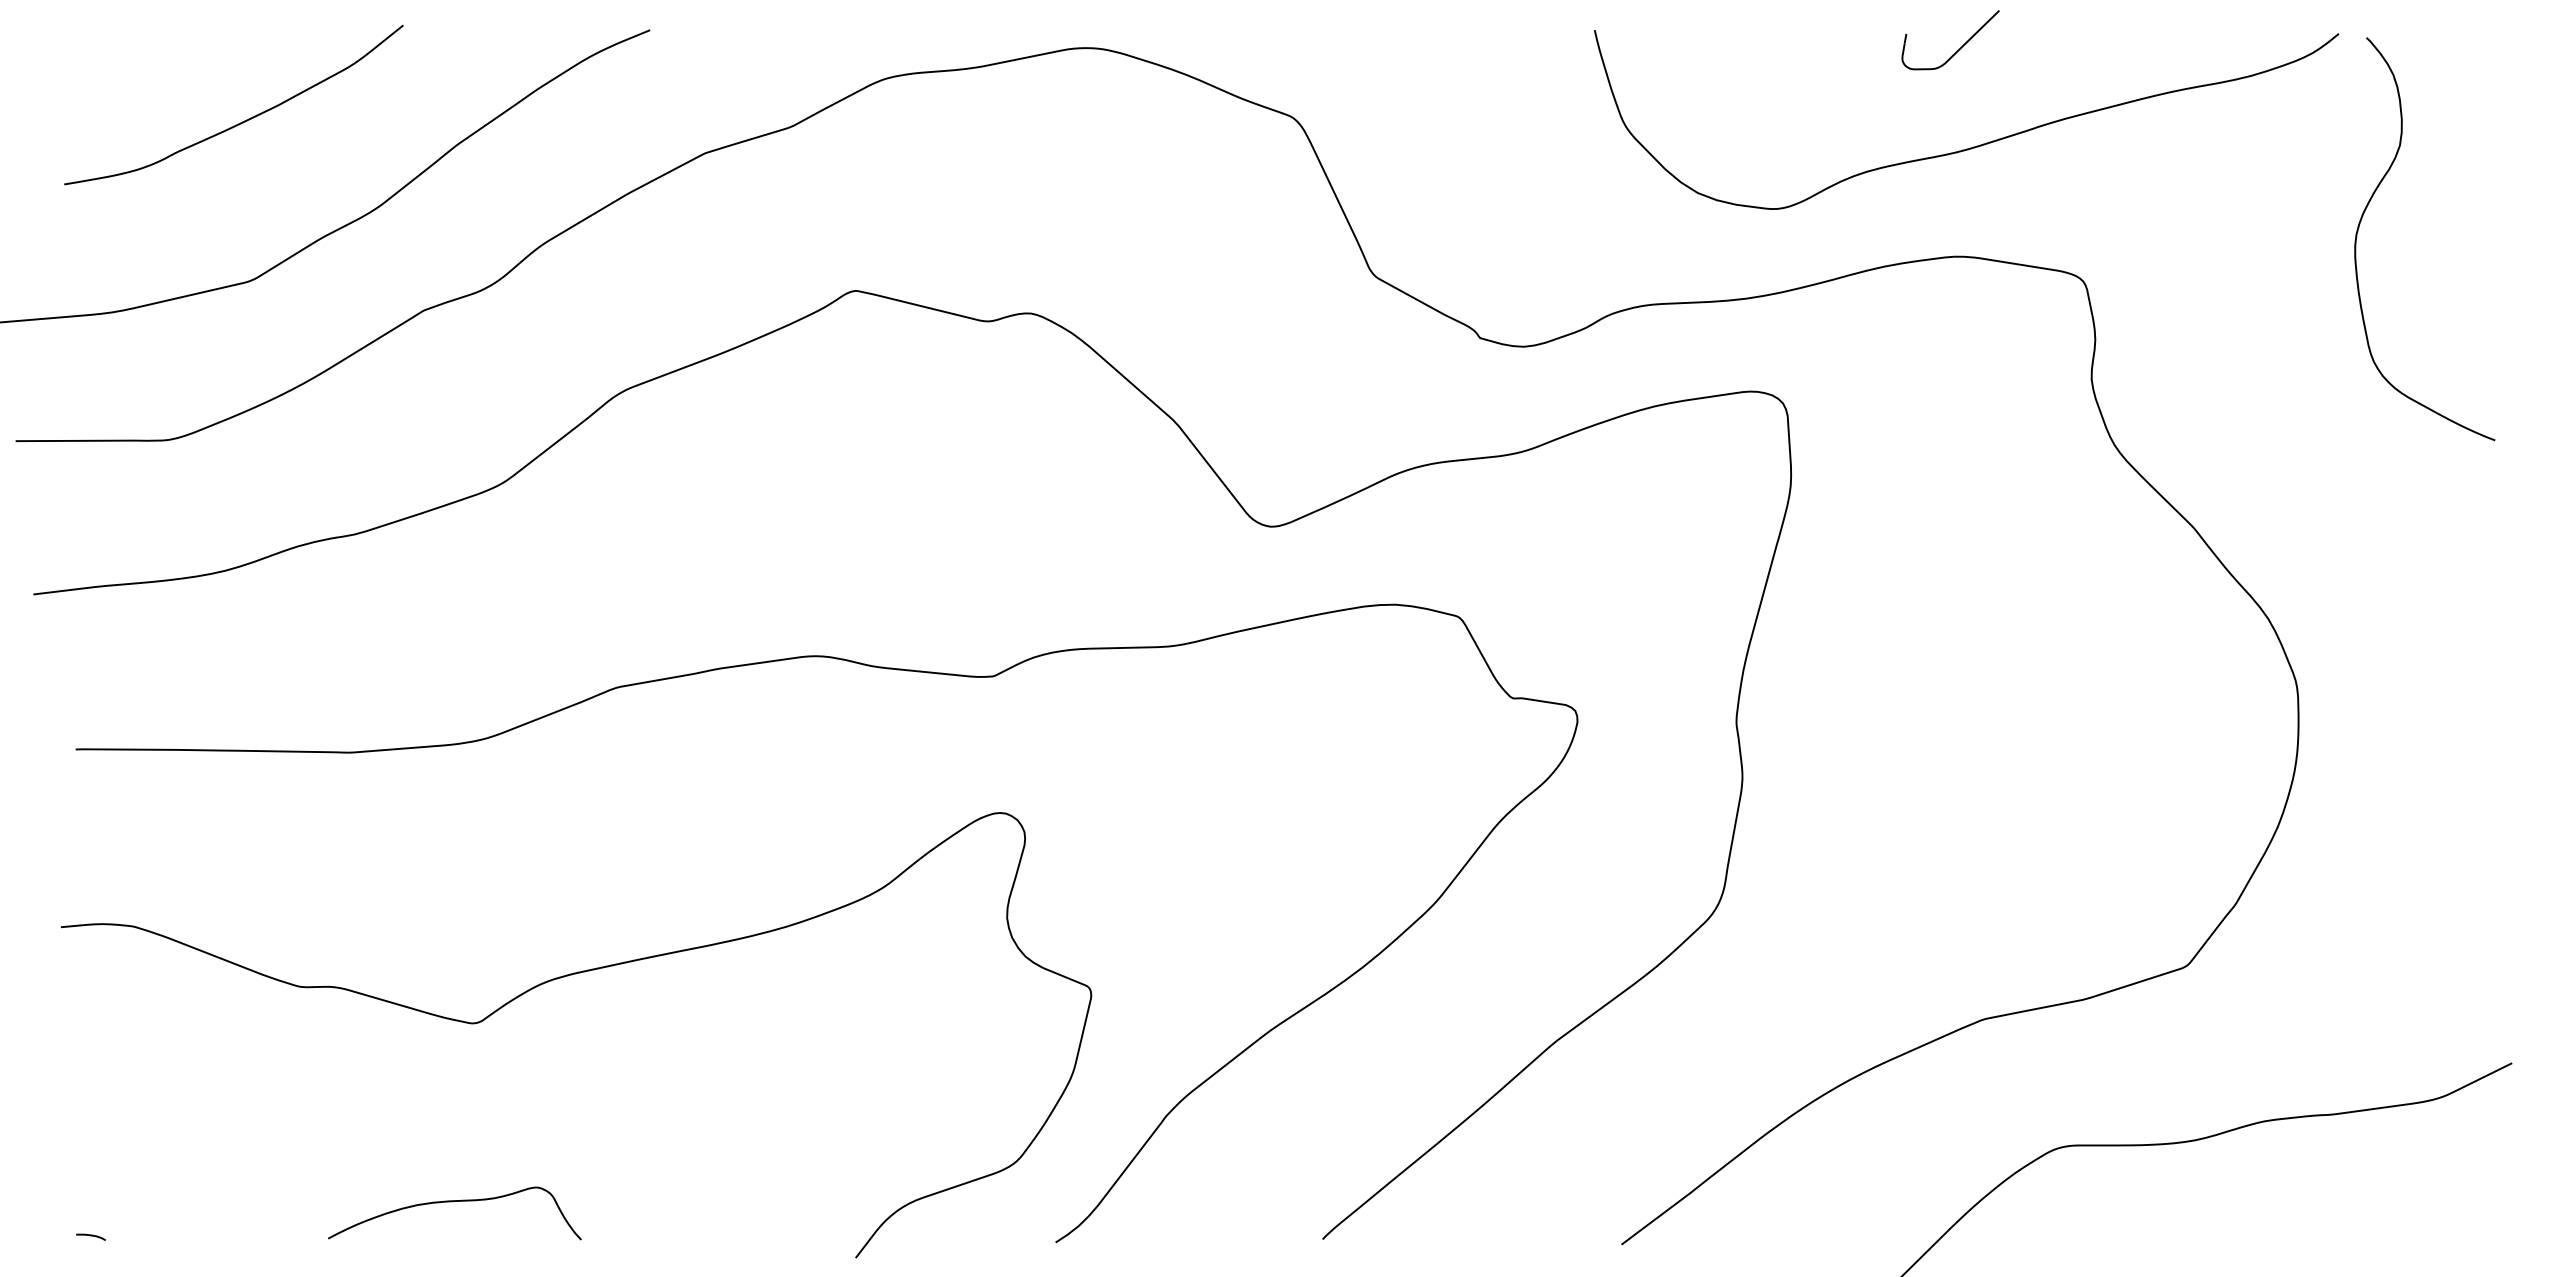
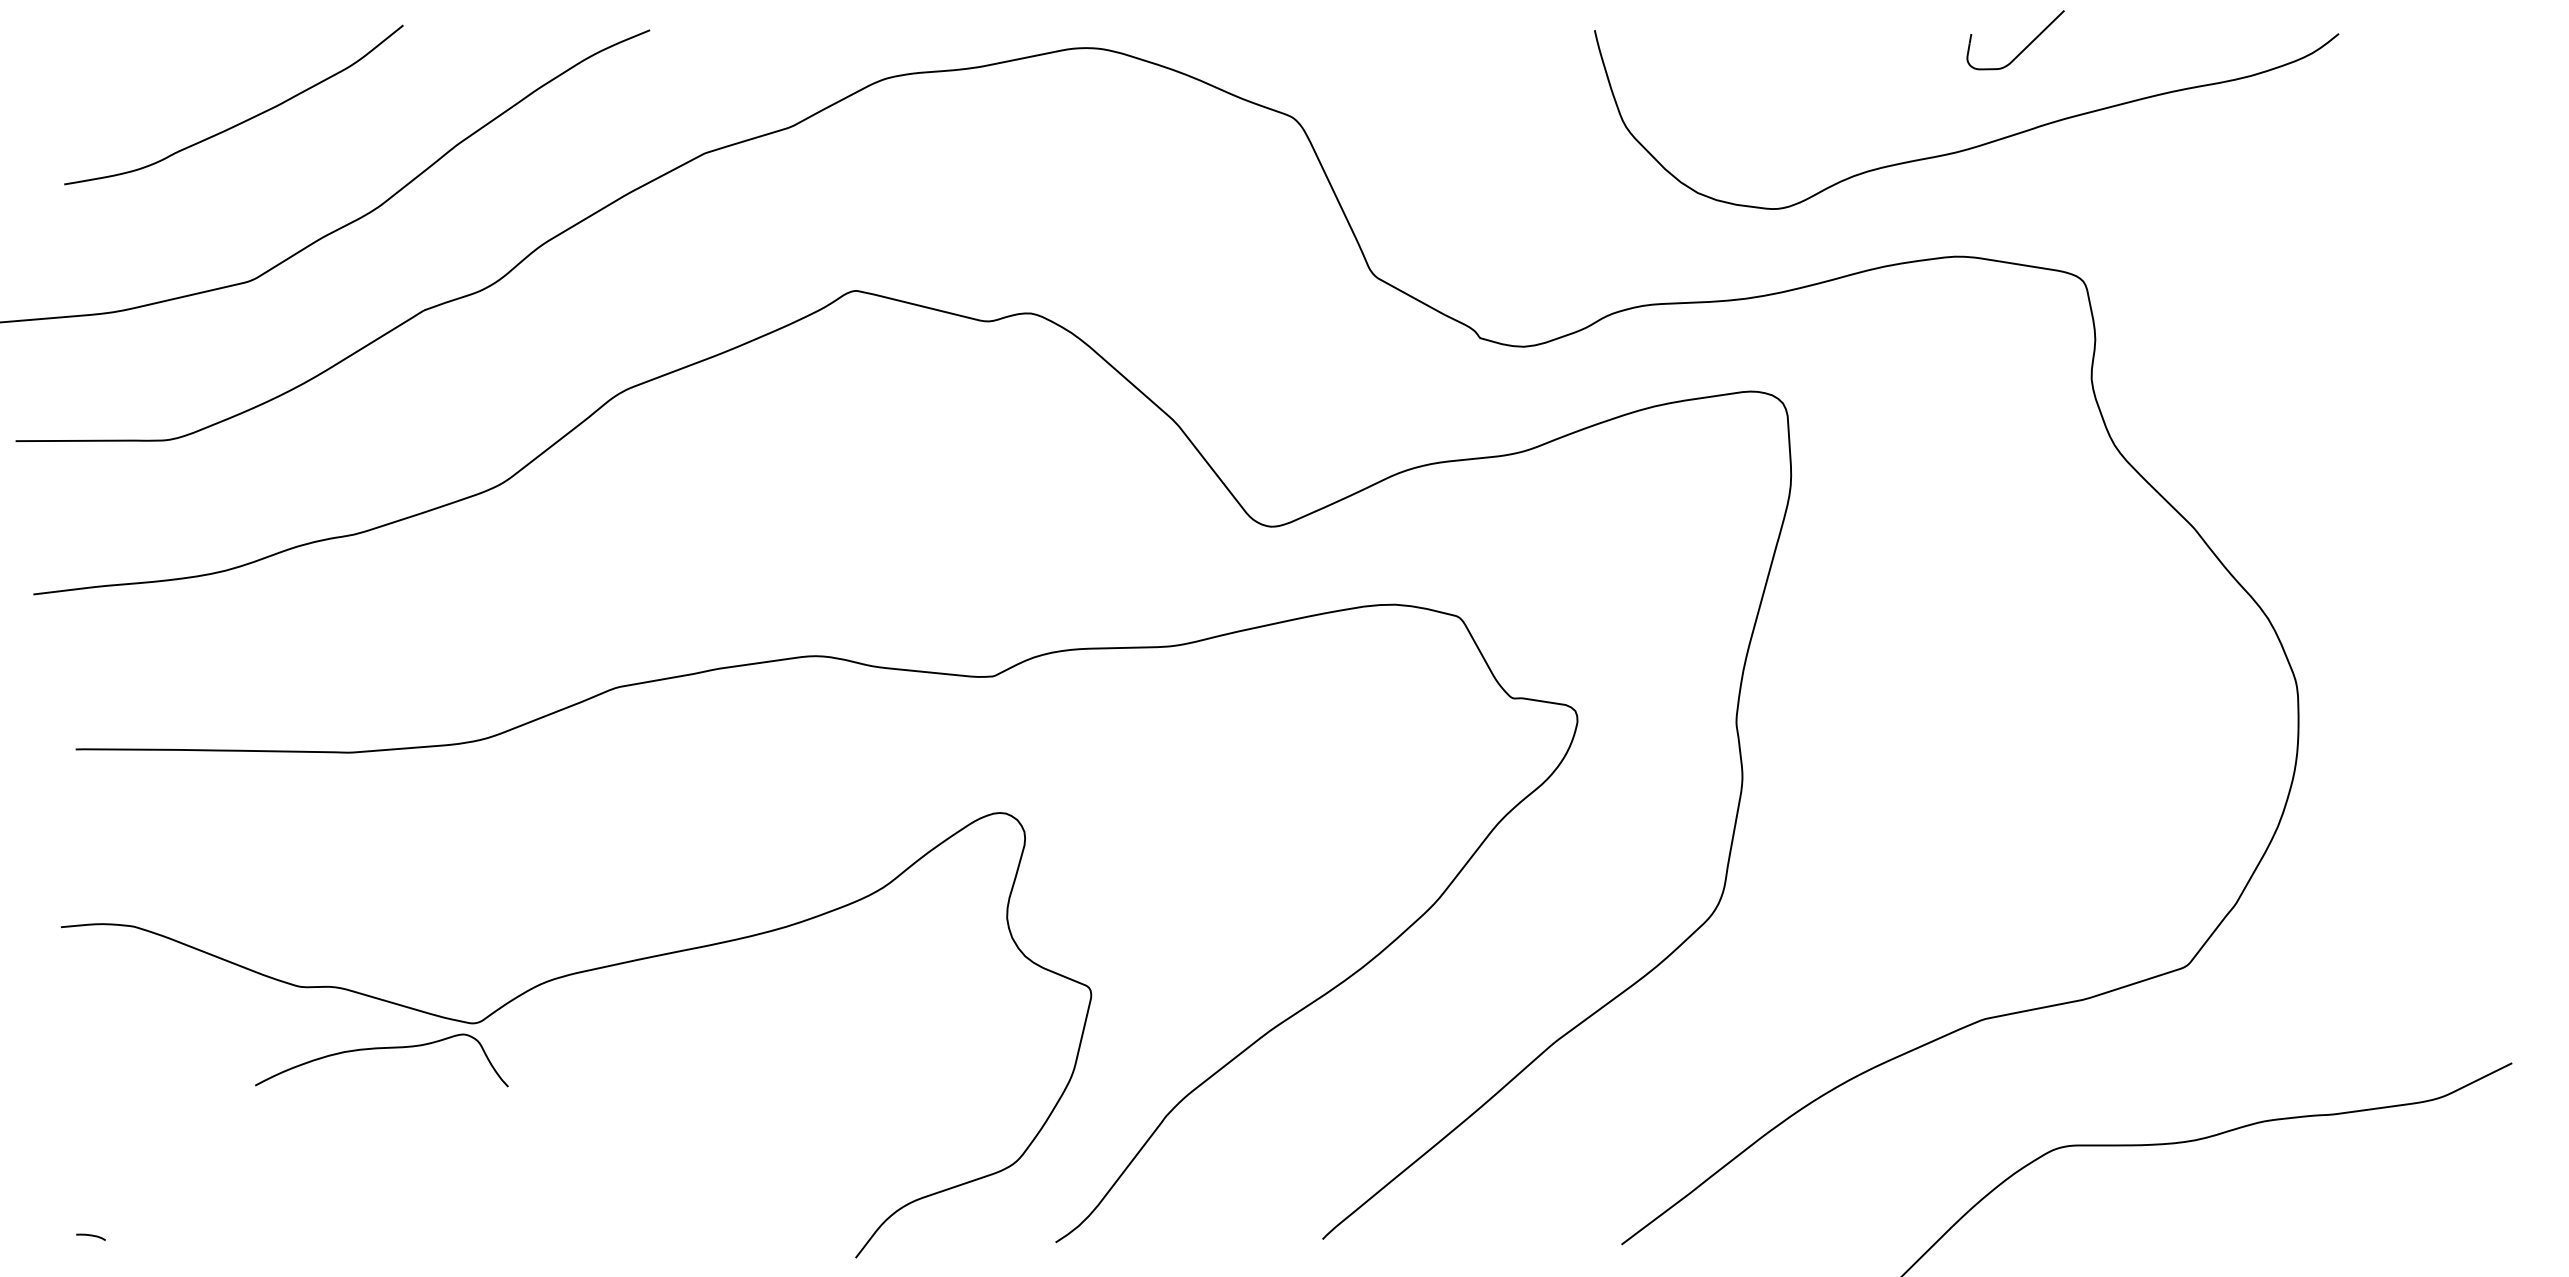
part position: (1959, 48) -> (2024, 48) (2024, 48)
curve: present -> none (2363, 216)
curve position: (453, 1202) -> (380, 1049) (380, 1049)
